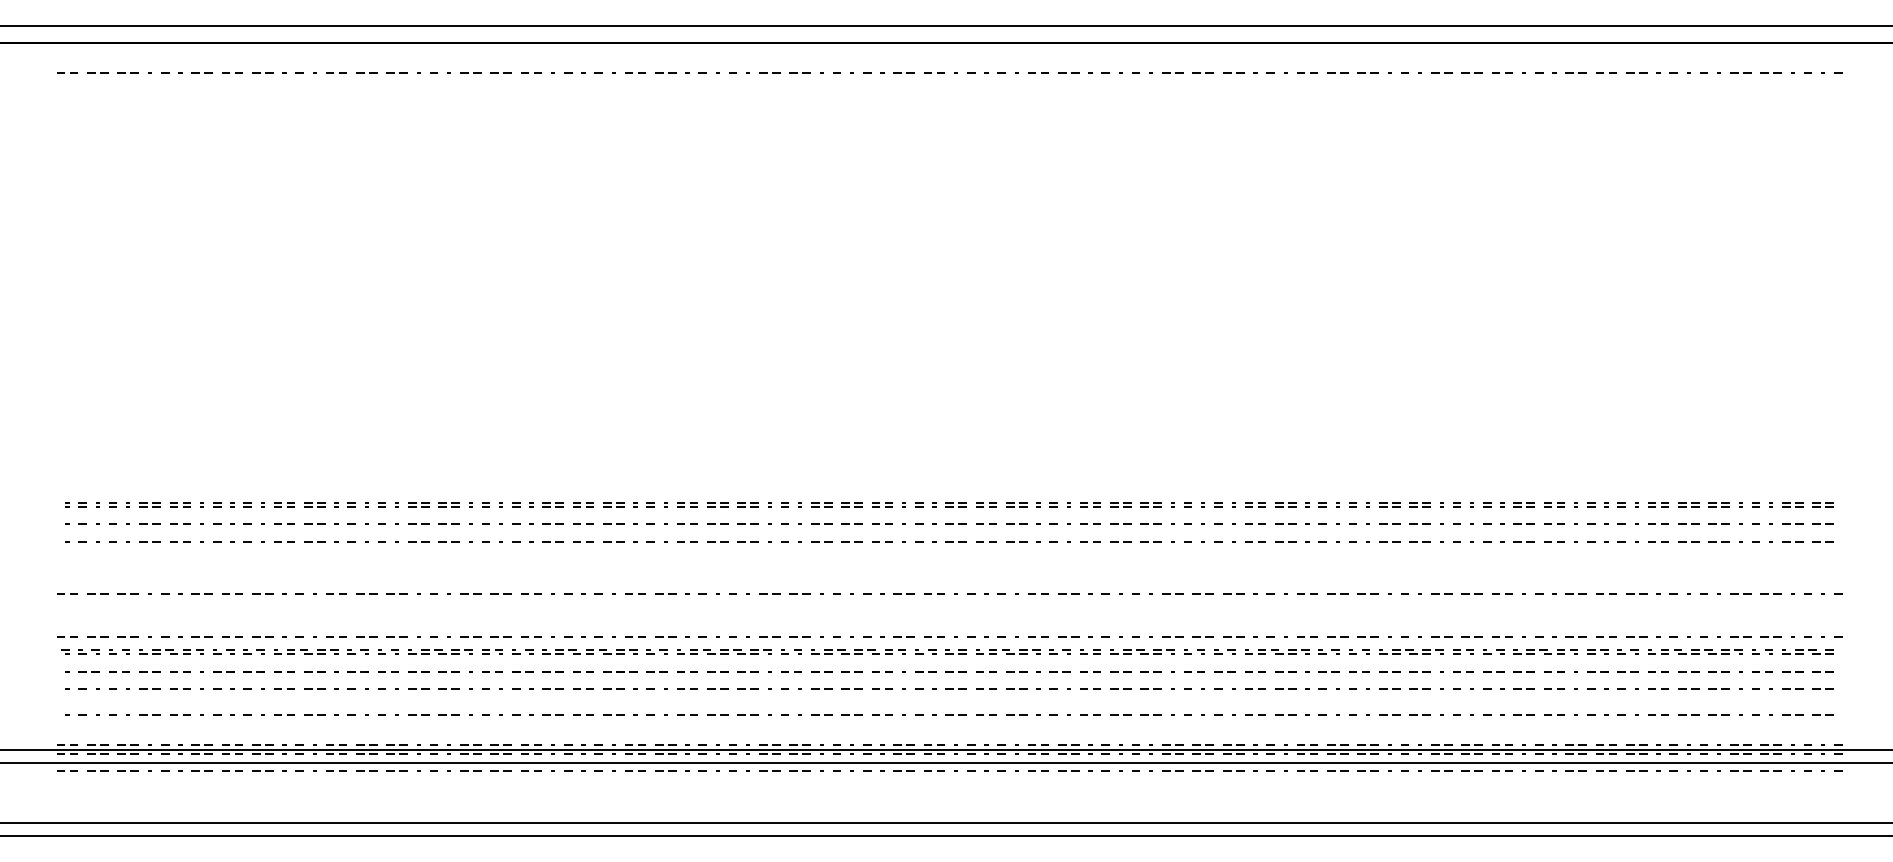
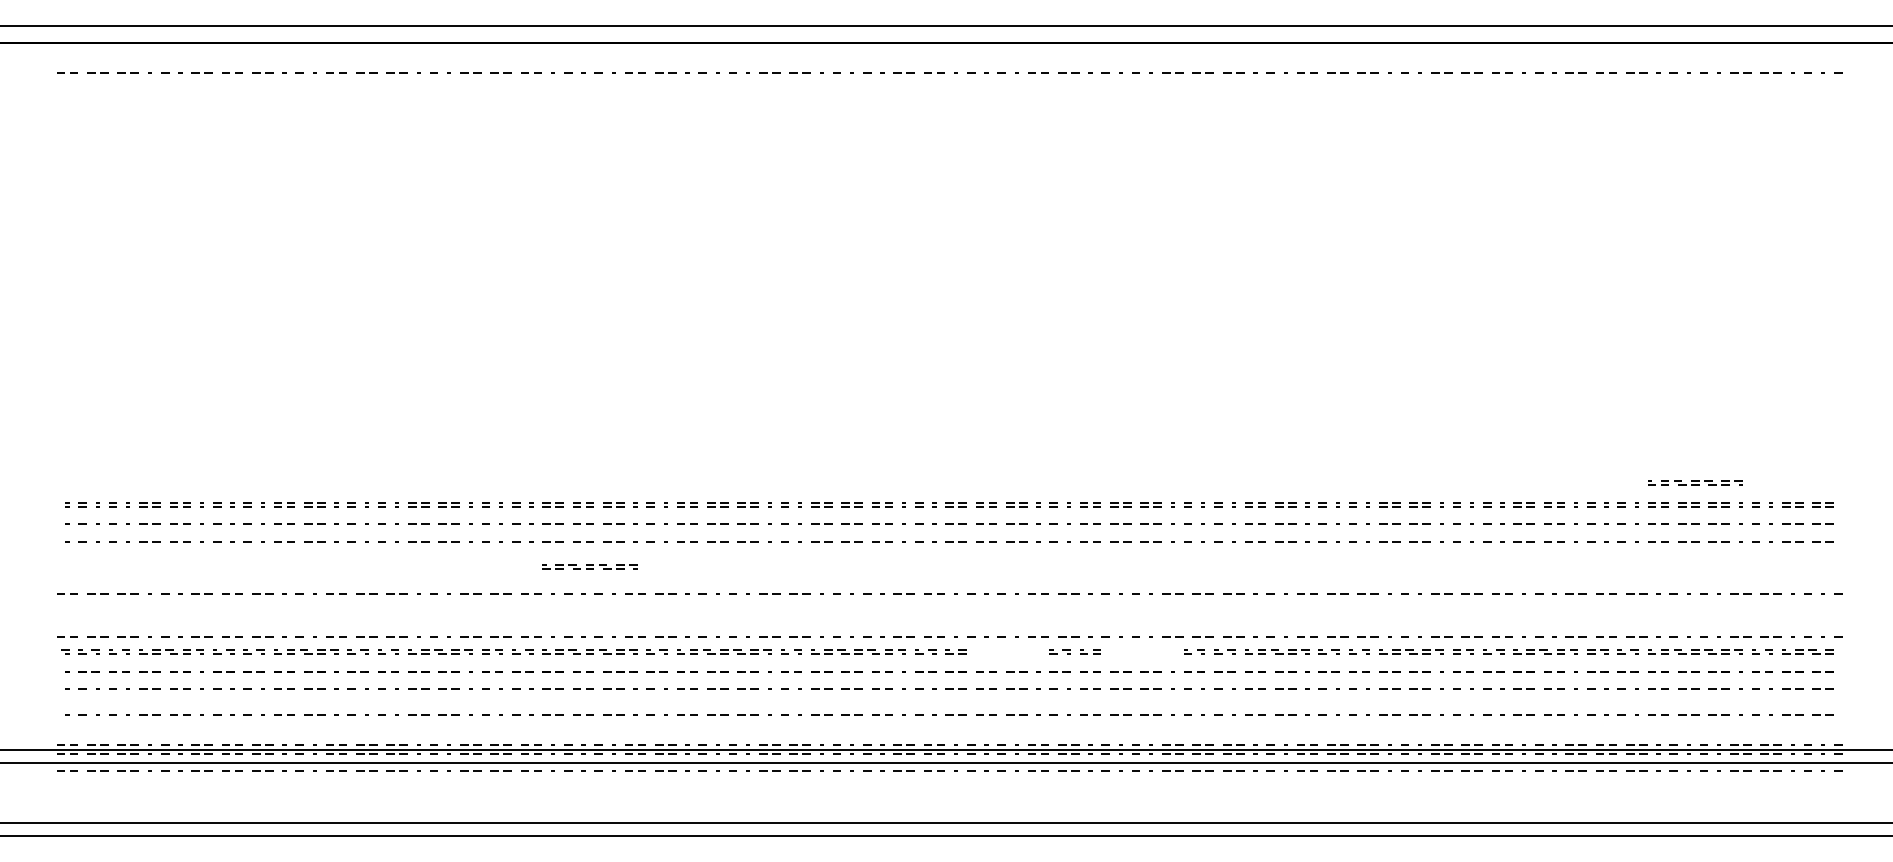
part: none -> present (1695, 482)
part: none -> present (589, 566)
part: present -> none (1008, 651)
part: present -> none (1142, 651)
